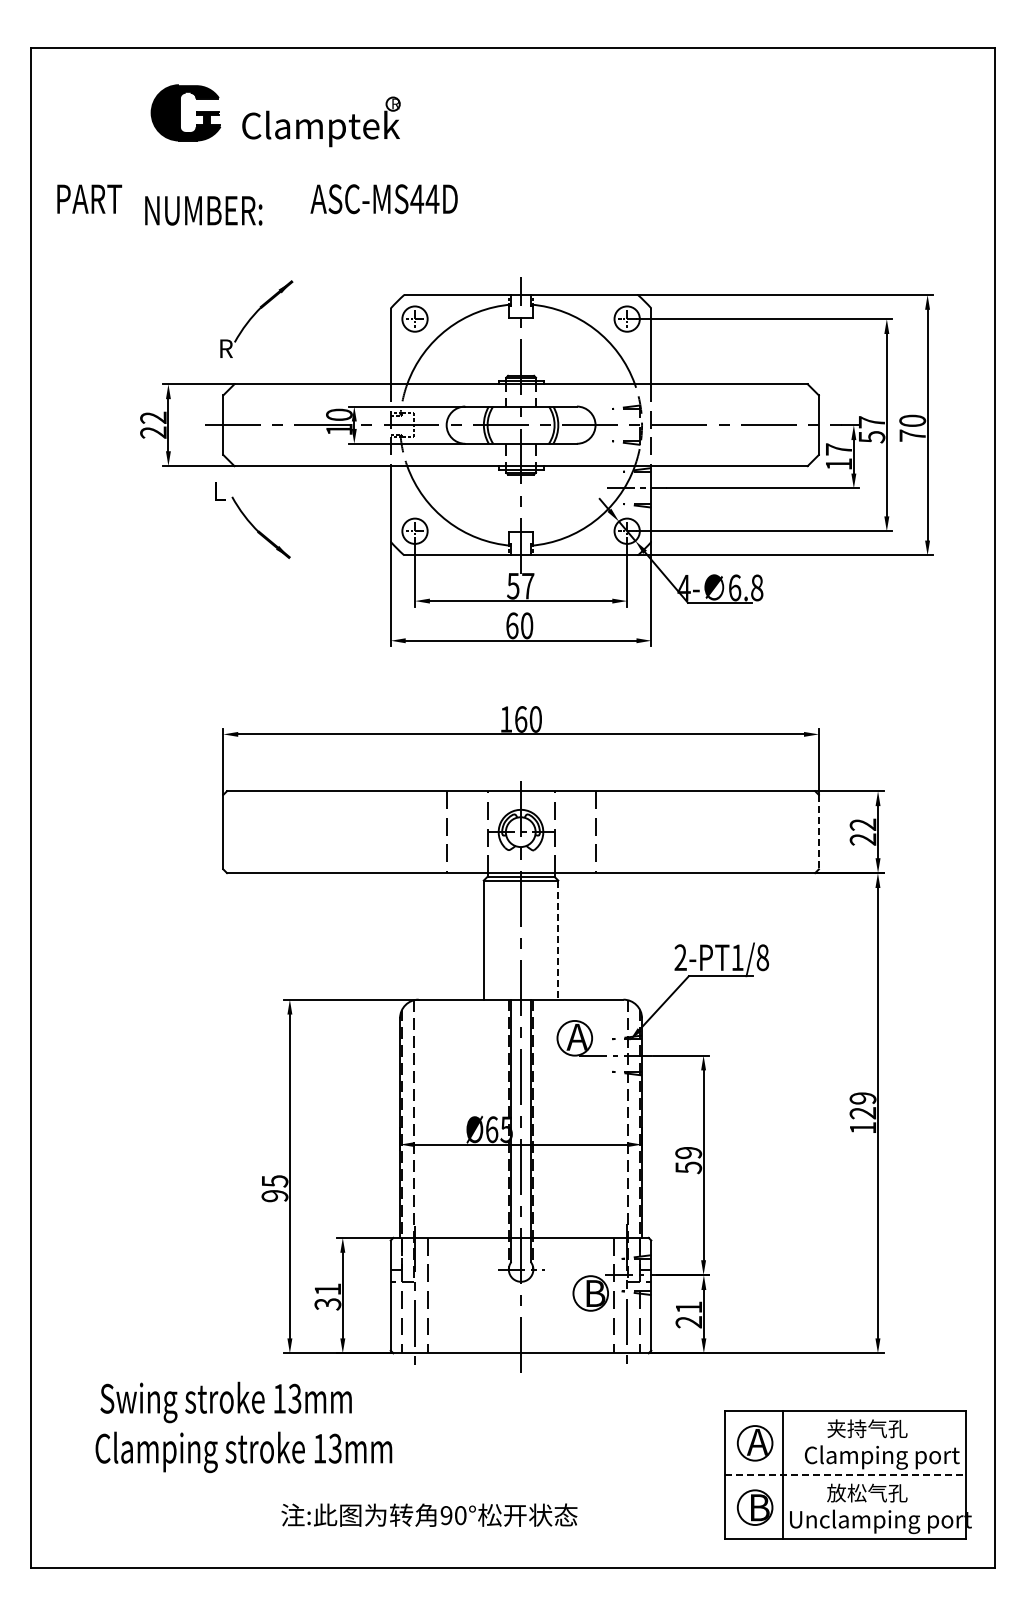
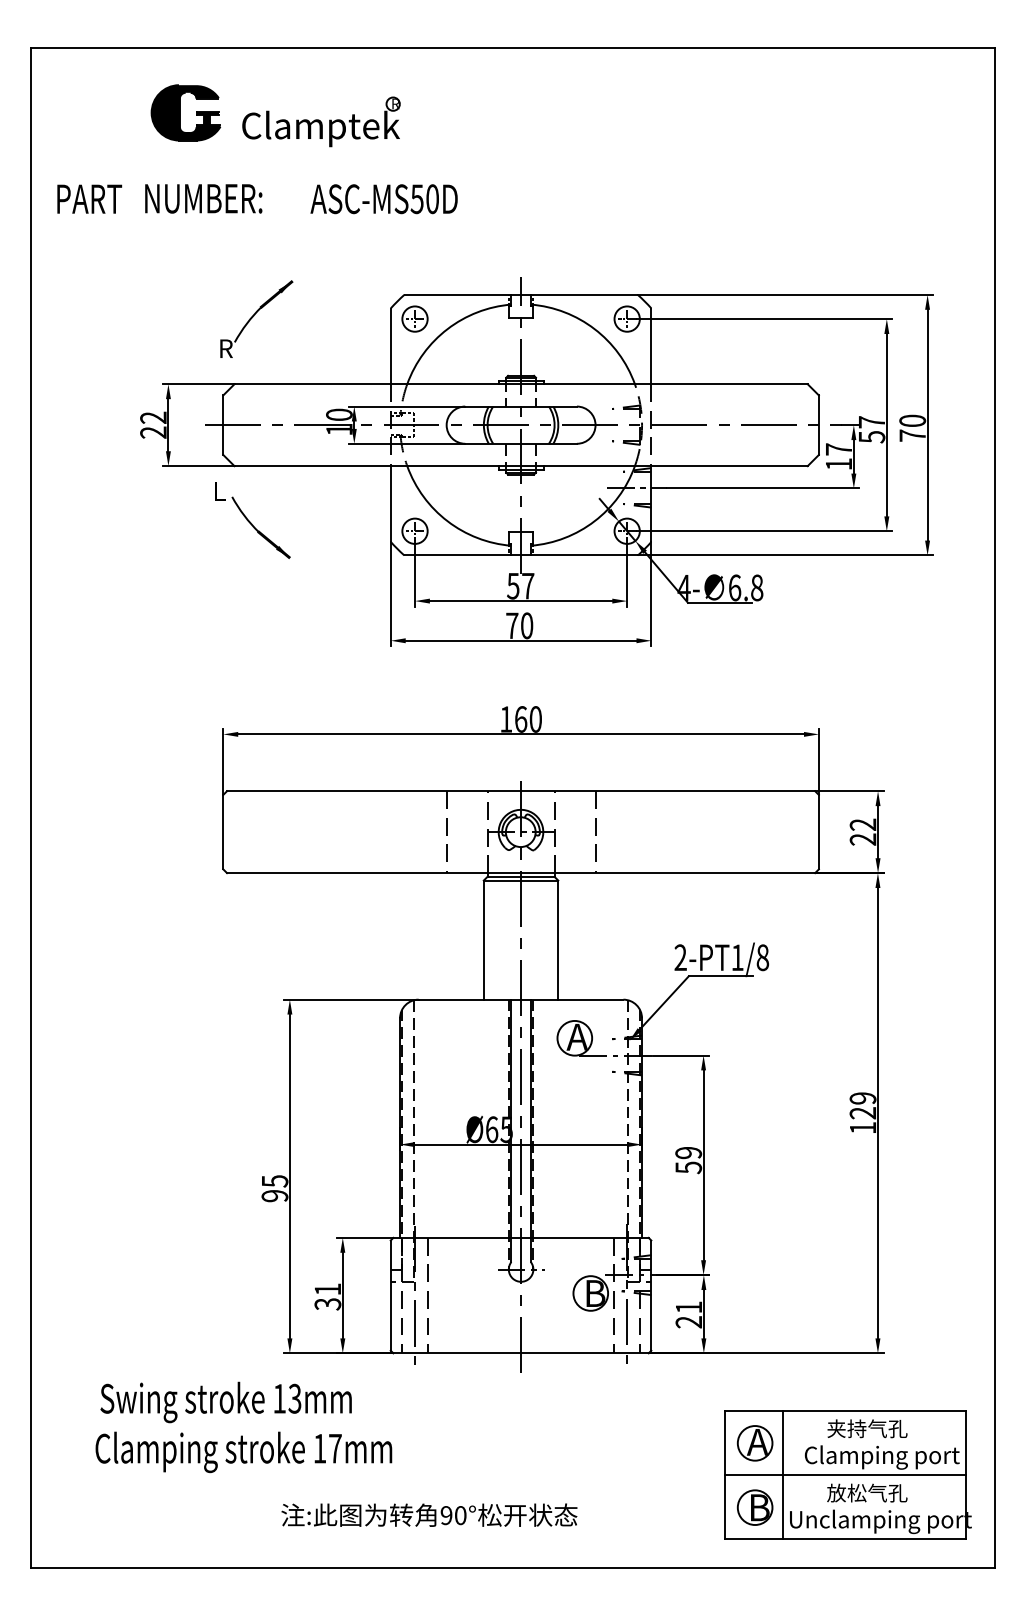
text: ASC-MS44D -> ASC-MS50D (424, 199)
text position: (203, 210) -> (203, 198) (203, 198)
text: 60 -> 70 (512, 625)
line: dashed -> solid (818, 832)
line: dashed -> solid (558, 940)
text: 13mm -> 17mm (334, 1448)
line: dashed -> solid (845, 1475)
